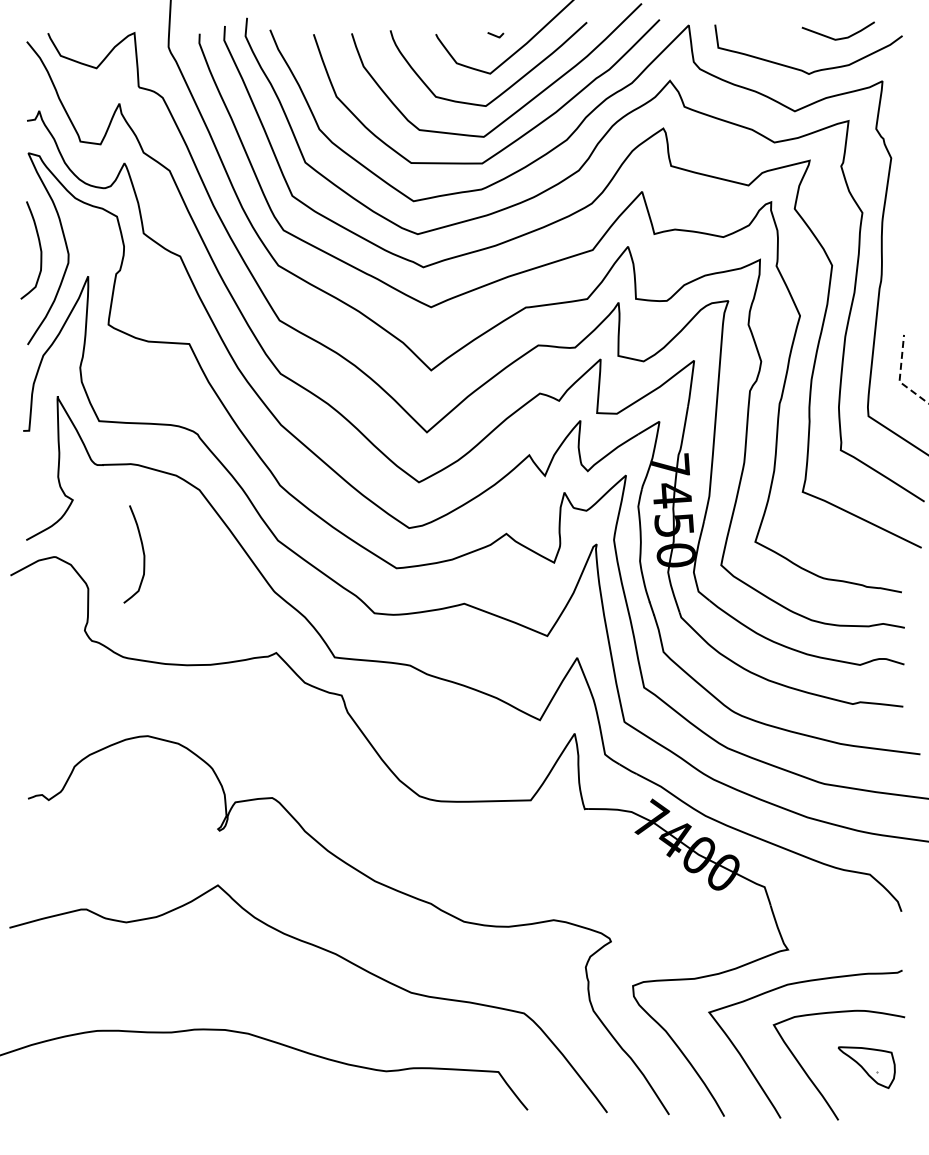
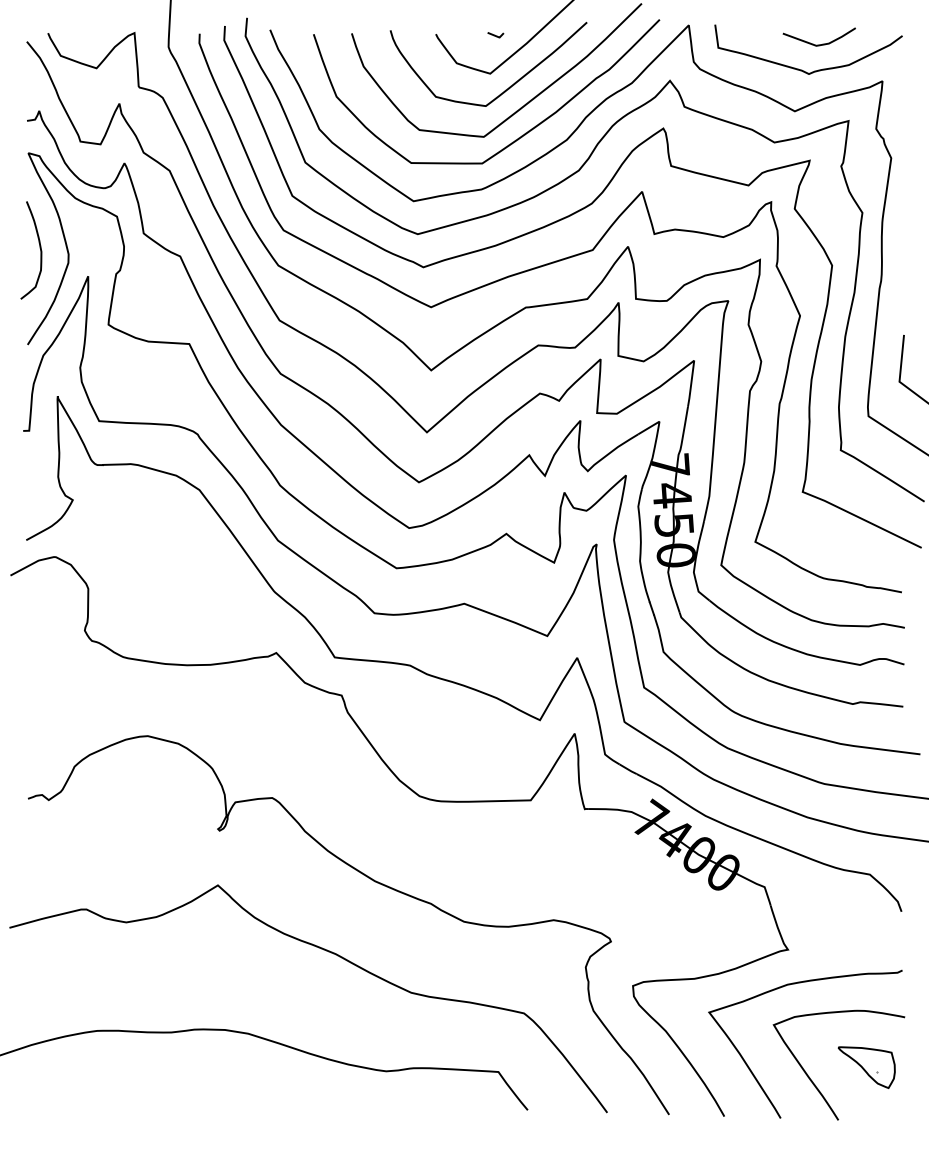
curve position: (837, 38) -> (818, 44) (818, 44)
line: dashed -> solid (900, 375)
curve: present -> none (142, 552)
